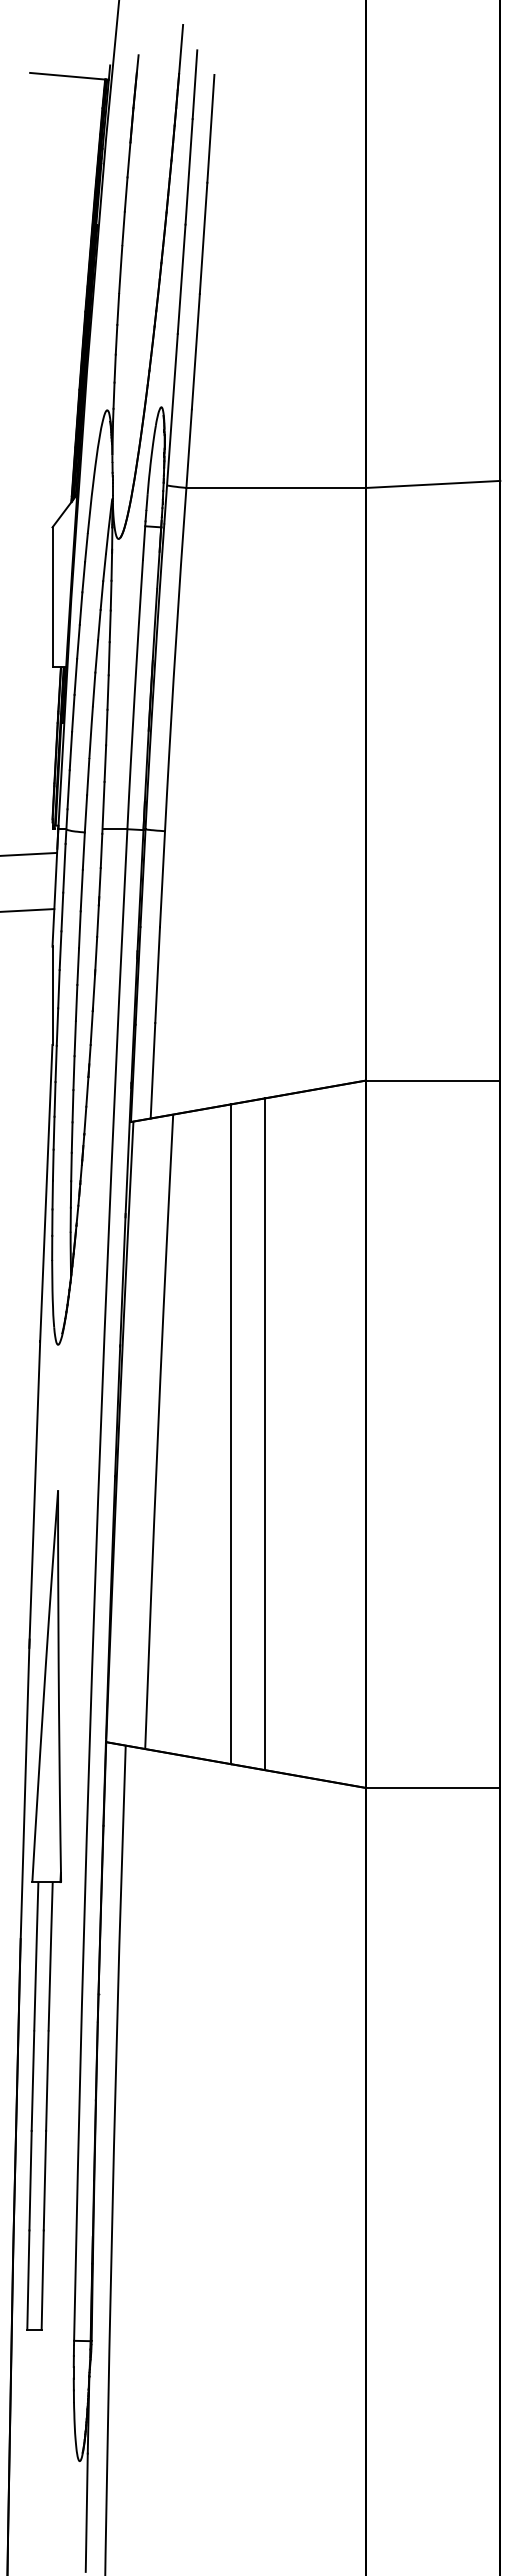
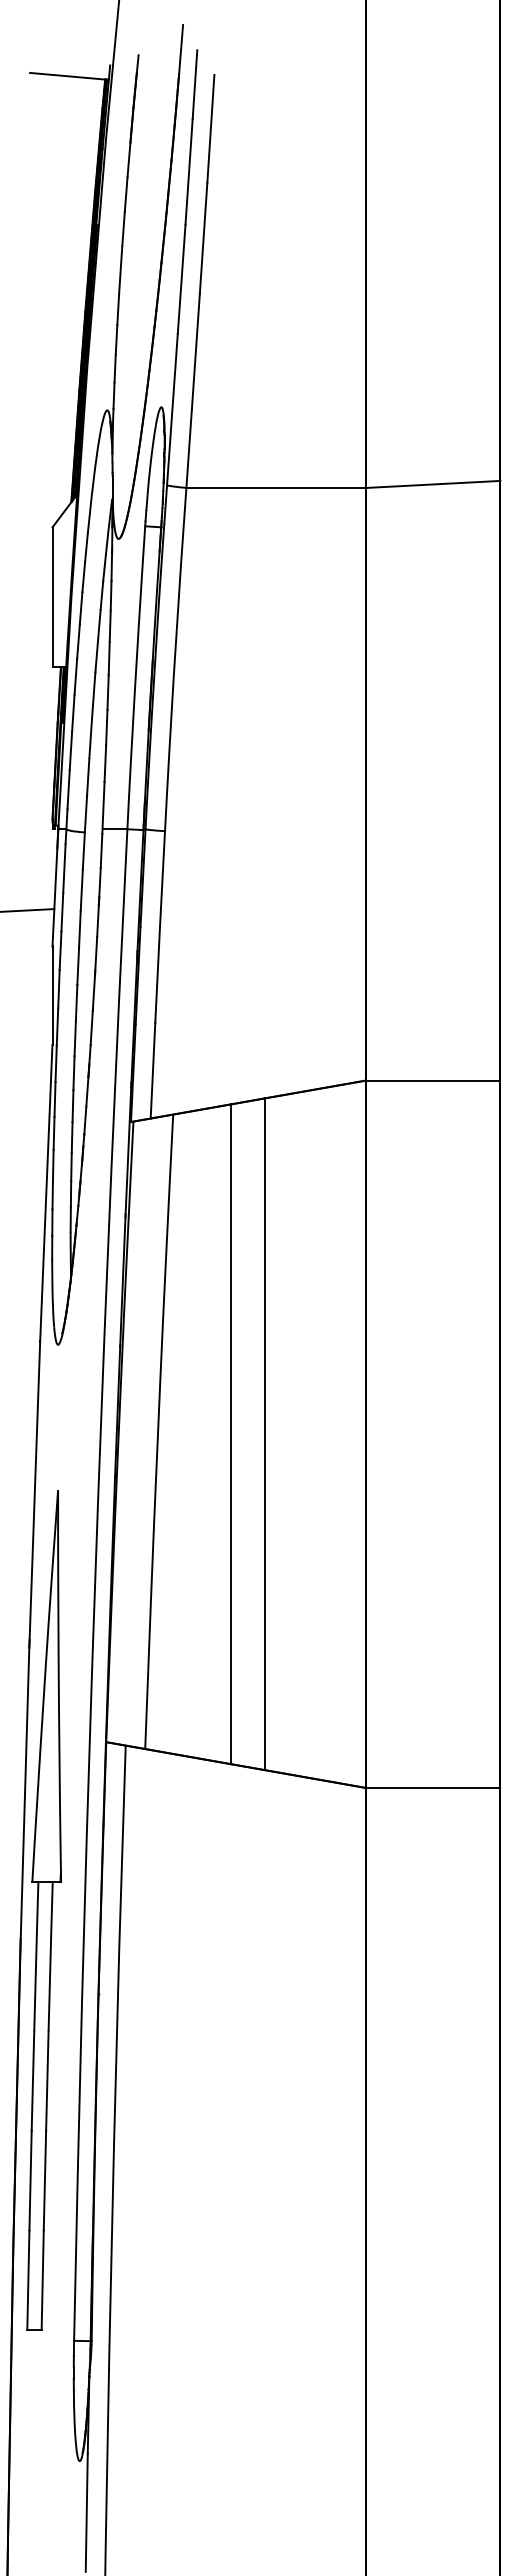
line: present -> none (29, 853)
